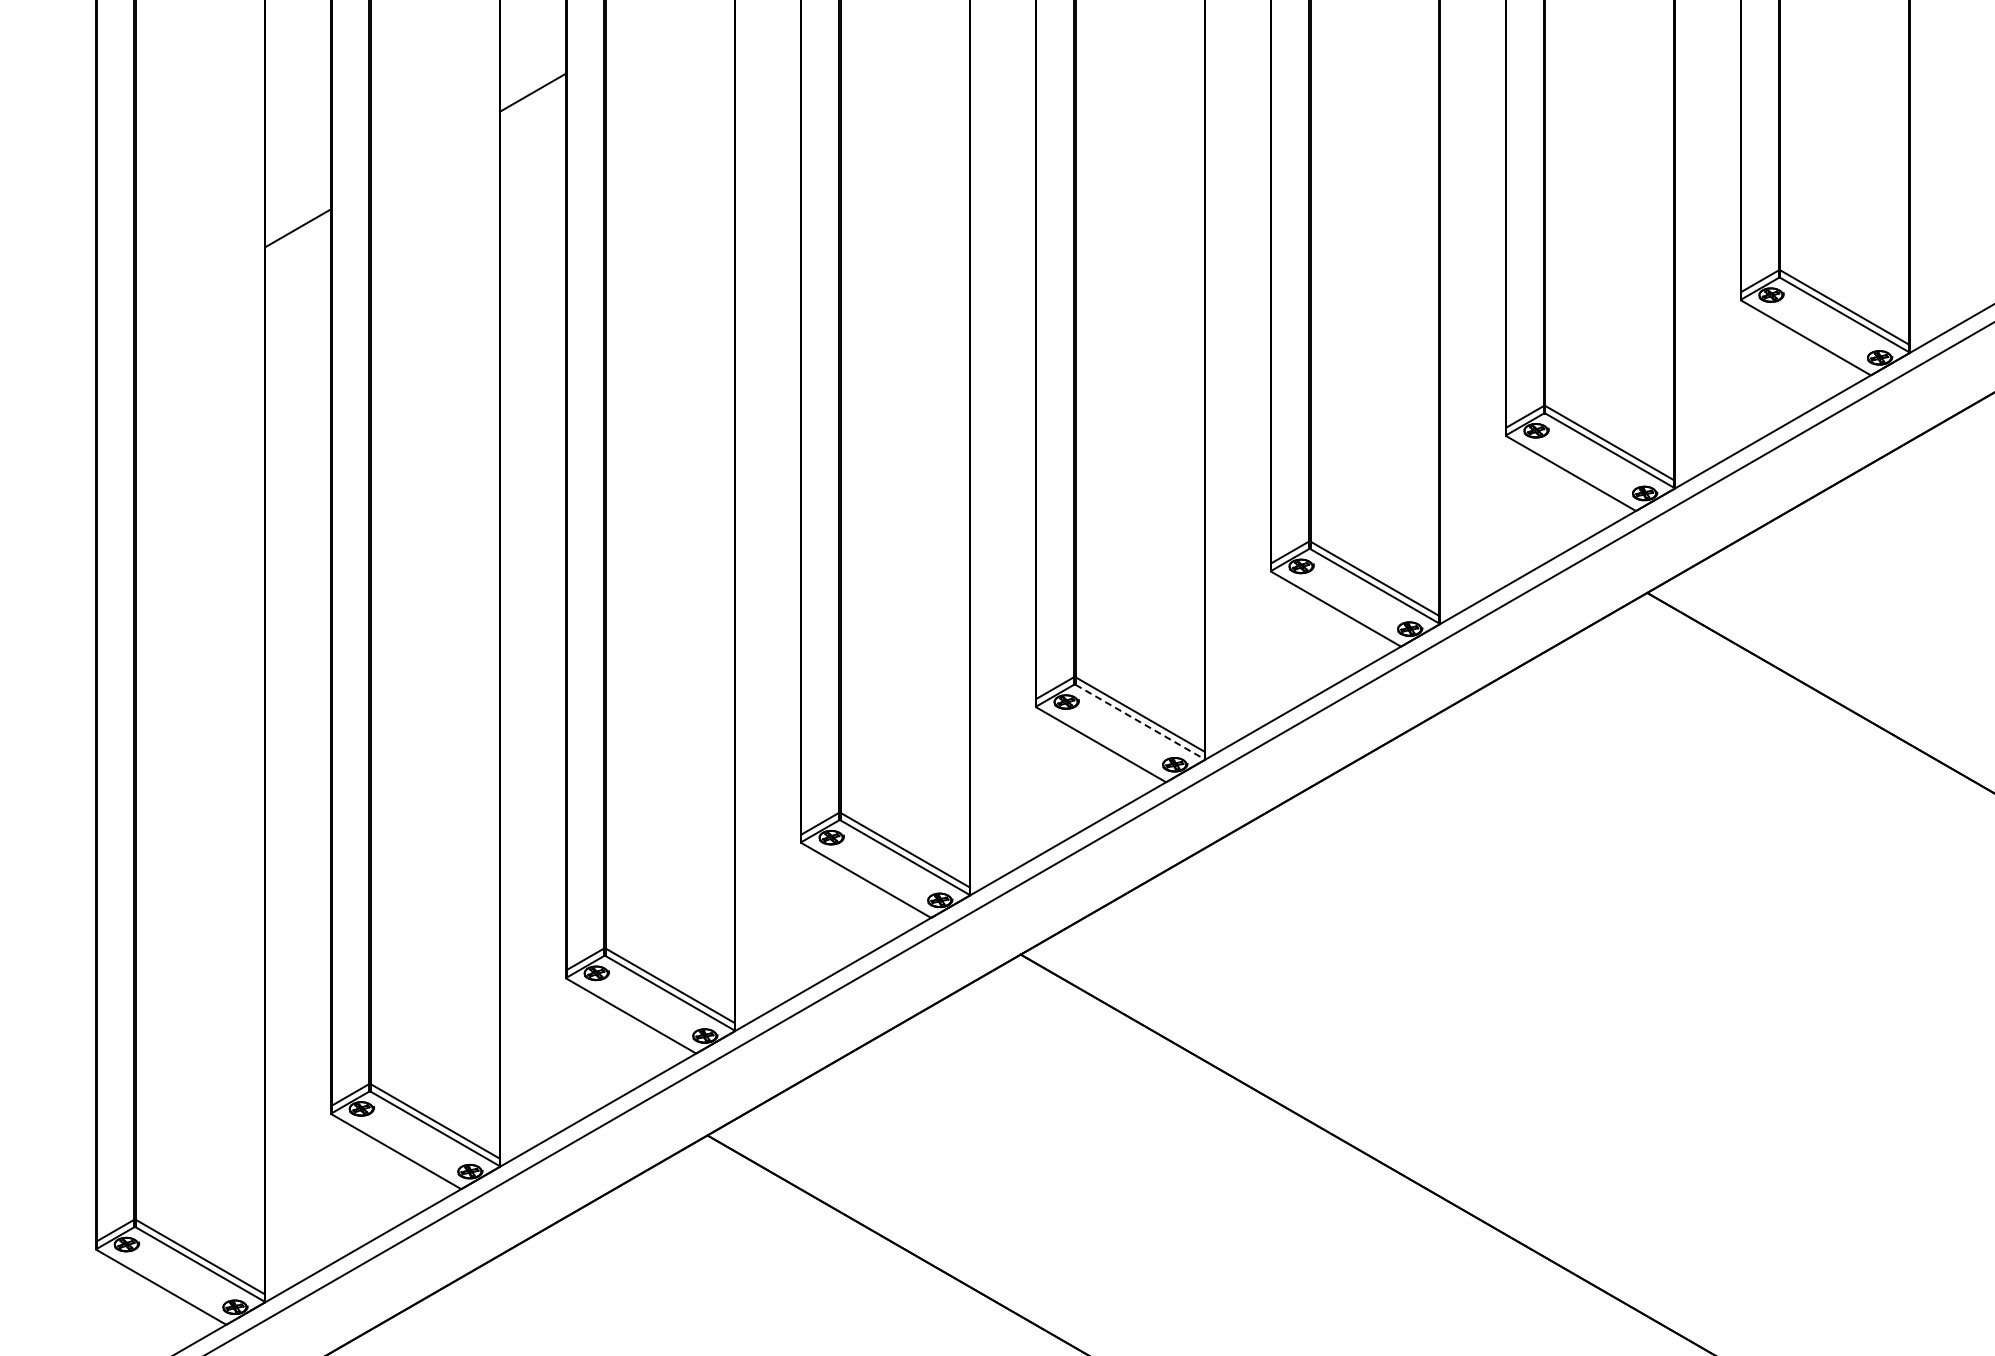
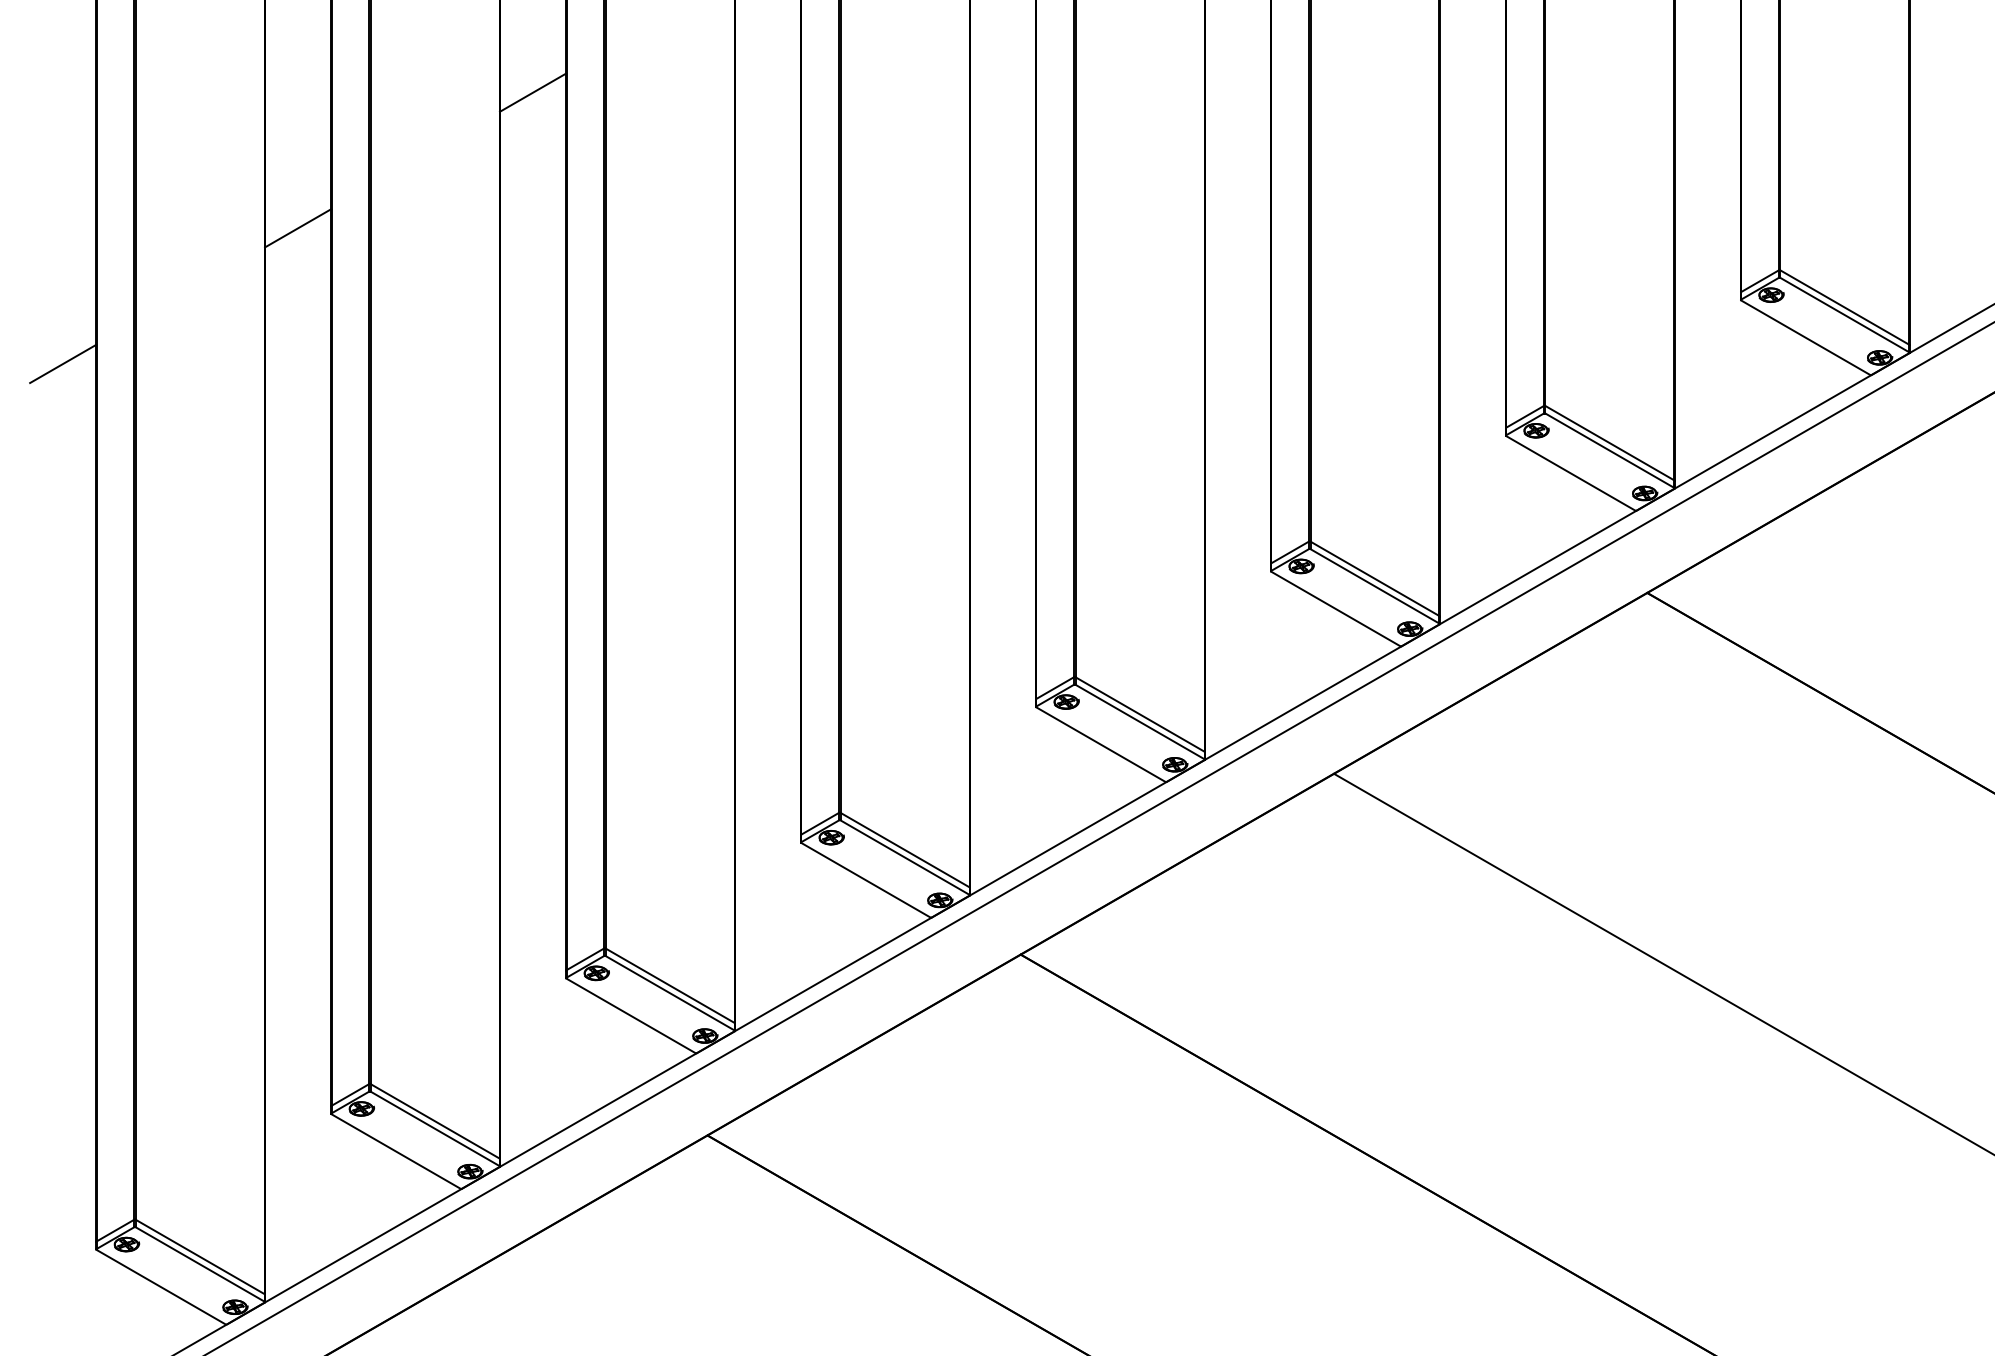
line: none -> present (63, 363)
line: dashed -> solid (1140, 722)
line: none -> present (1662, 963)
